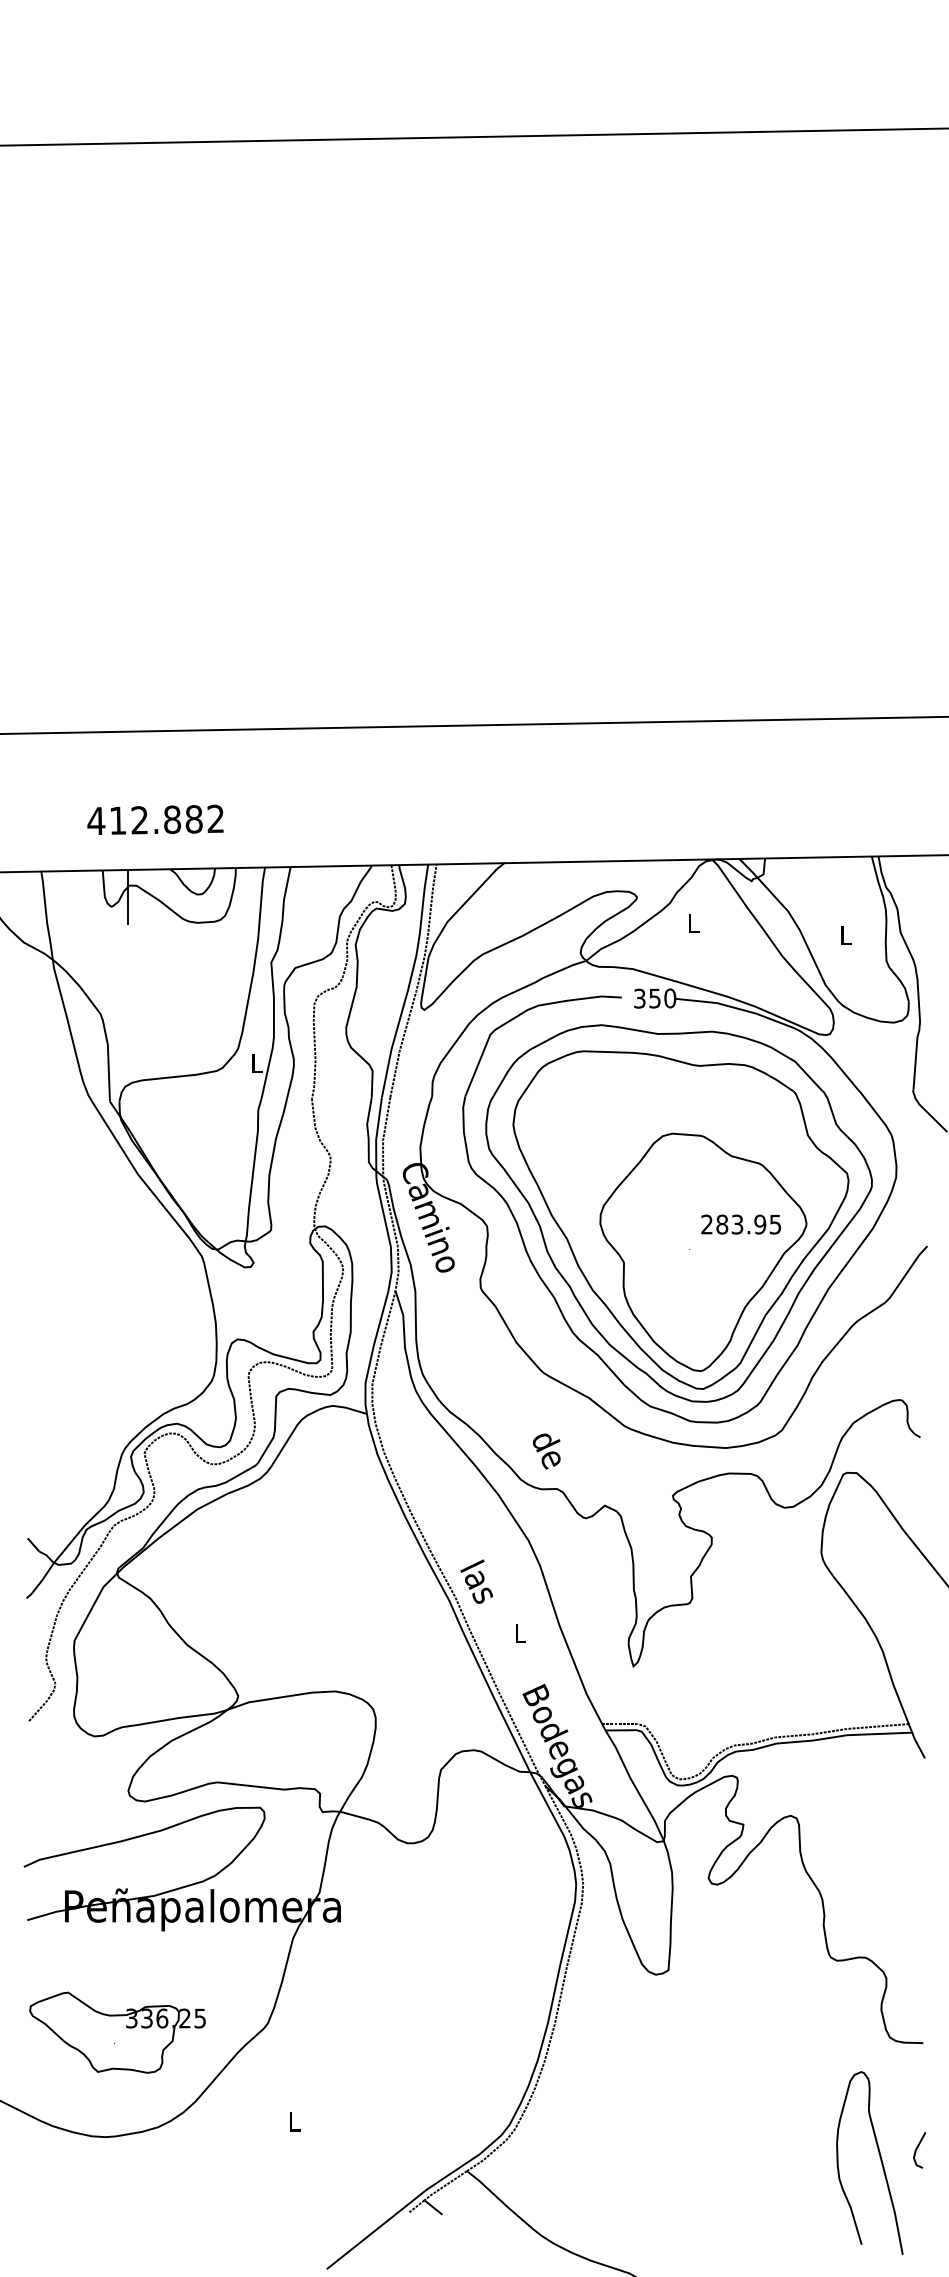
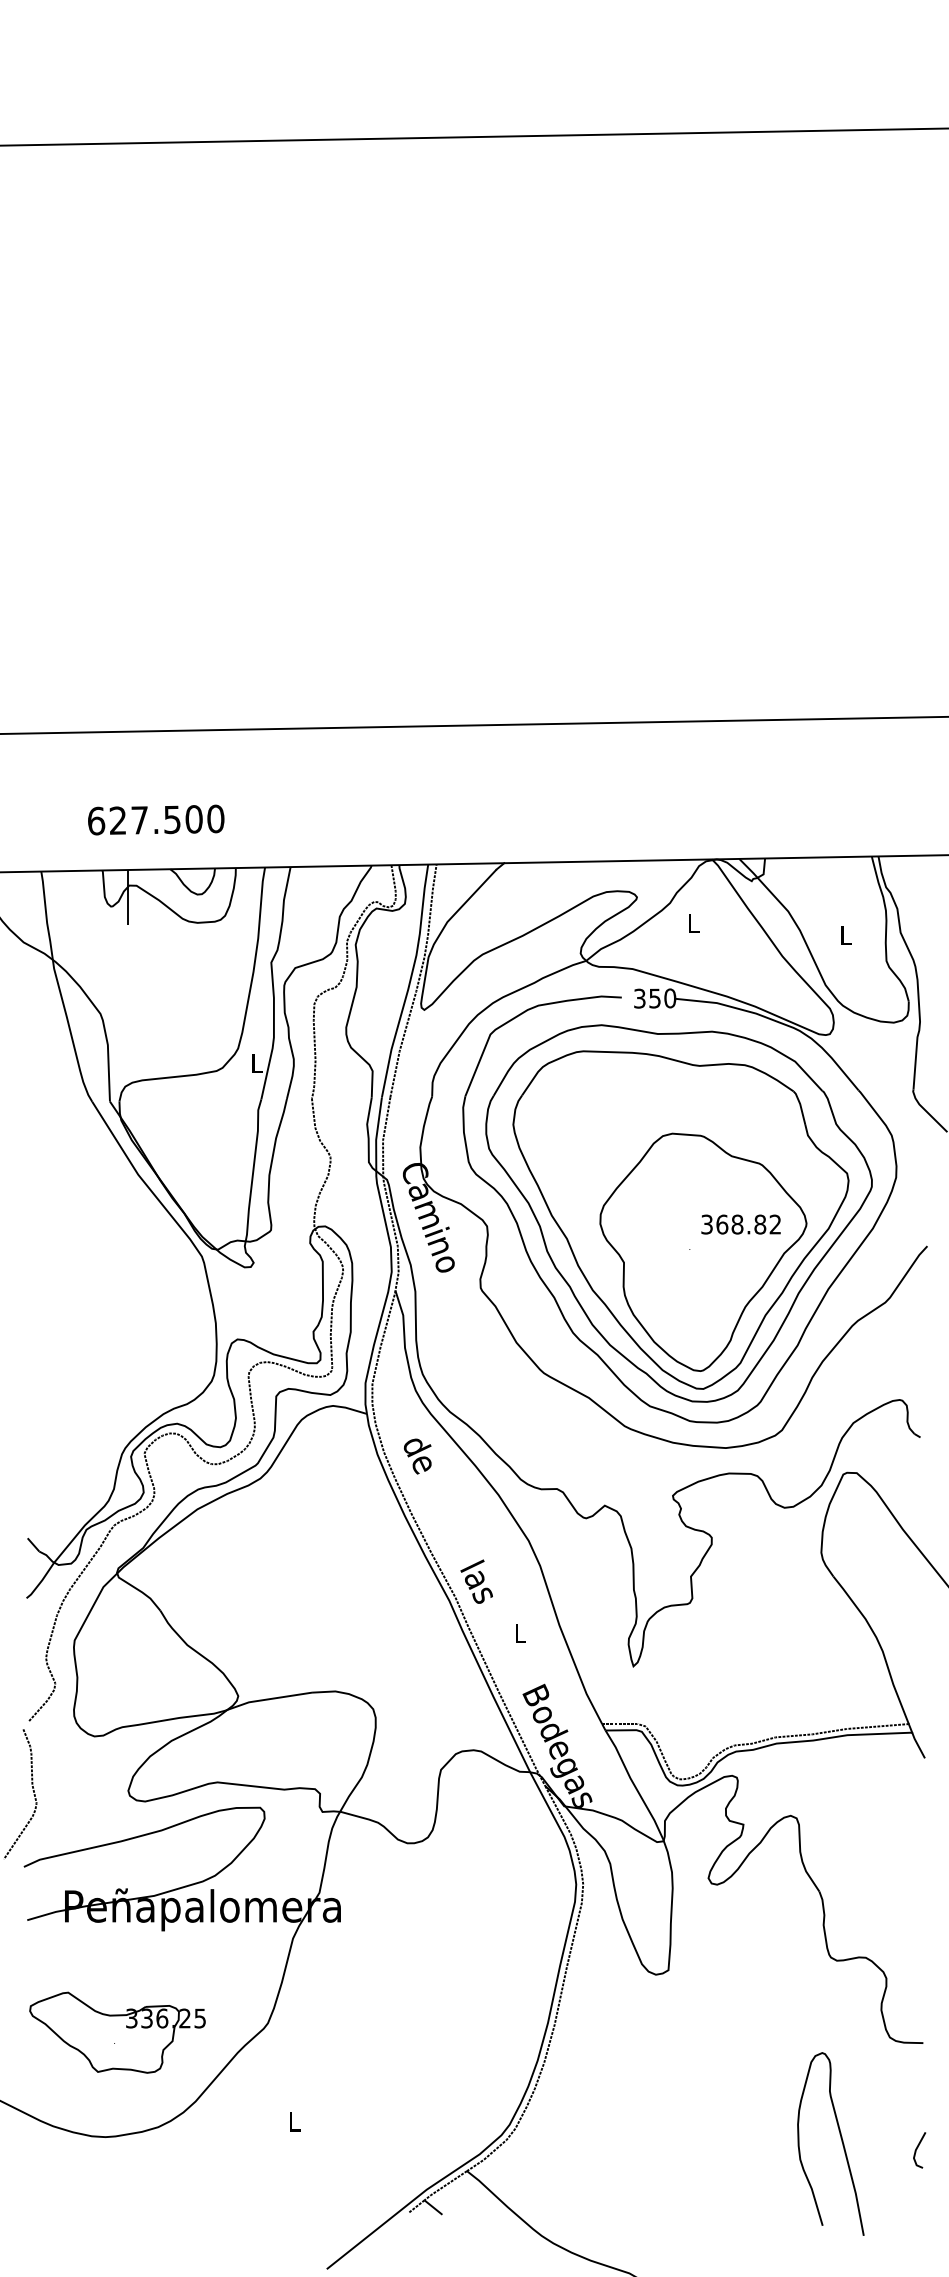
text: 412.882 -> 627.500 (155, 819)
text: 283.95 -> 368.82 (740, 1224)
text position: (546, 1451) -> (417, 1456) (417, 1456)
curve: none -> present (32, 1790)
curve position: (880, 2161) -> (841, 2142) (841, 2142)
